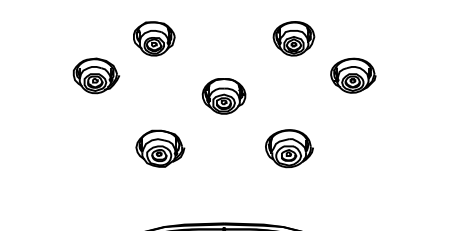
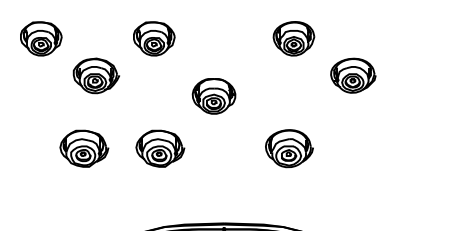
part: none -> present (41, 38)
part position: (223, 96) -> (213, 96) (213, 96)
part: none -> present (84, 148)
